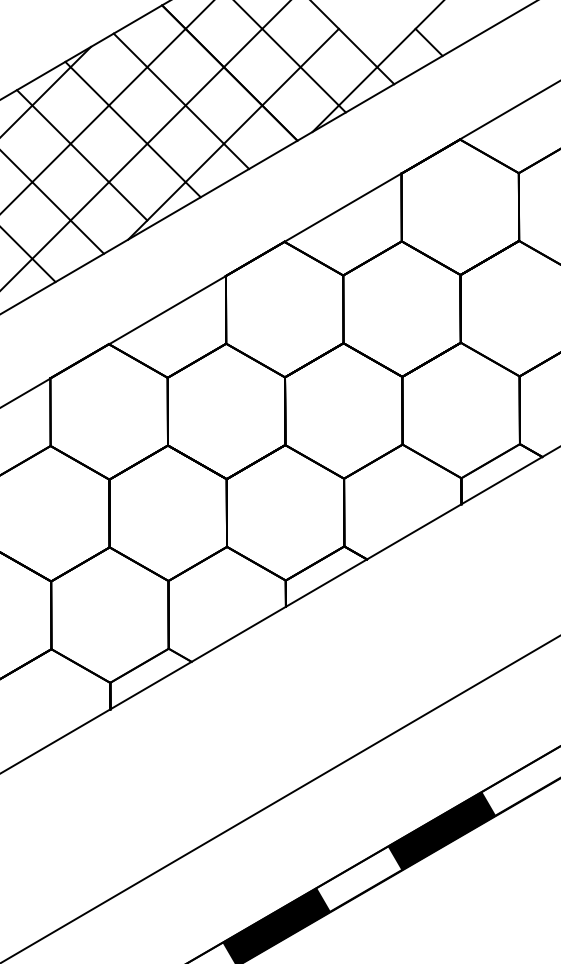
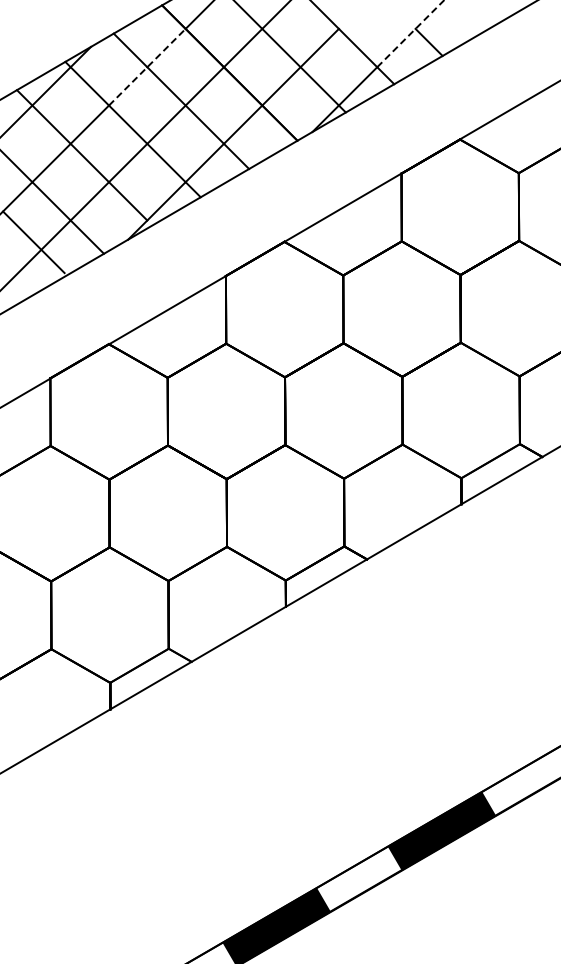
line: solid -> dashed (411, 33)
line: solid -> dashed (147, 66)
line position: (28, 255) -> (33, 242) (33, 242)
line: present -> none (280, 798)
